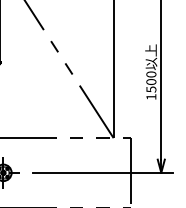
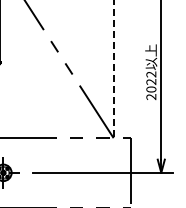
line: solid -> dashed (113, 68)
text: 1500 -> 2022 (151, 85)
